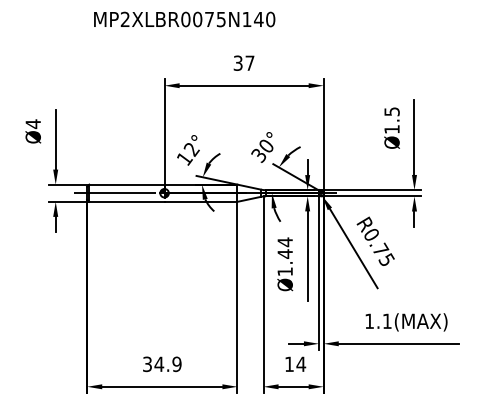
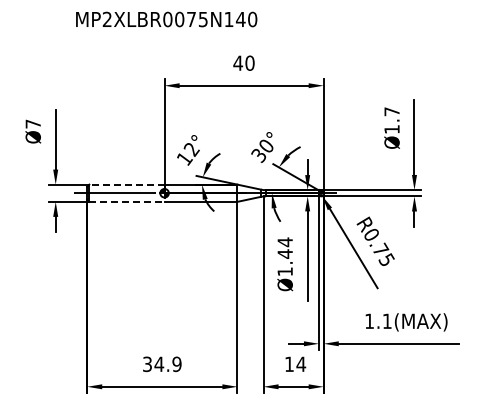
text position: (184, 19) -> (166, 19) (166, 19)
text: 37 -> 40 (243, 62)
text: Ø1.5 -> Ø1.7 (391, 111)
text: Ø4 -> Ø7 (32, 124)
line: solid -> dashed (126, 184)
line: solid -> dashed (126, 201)
